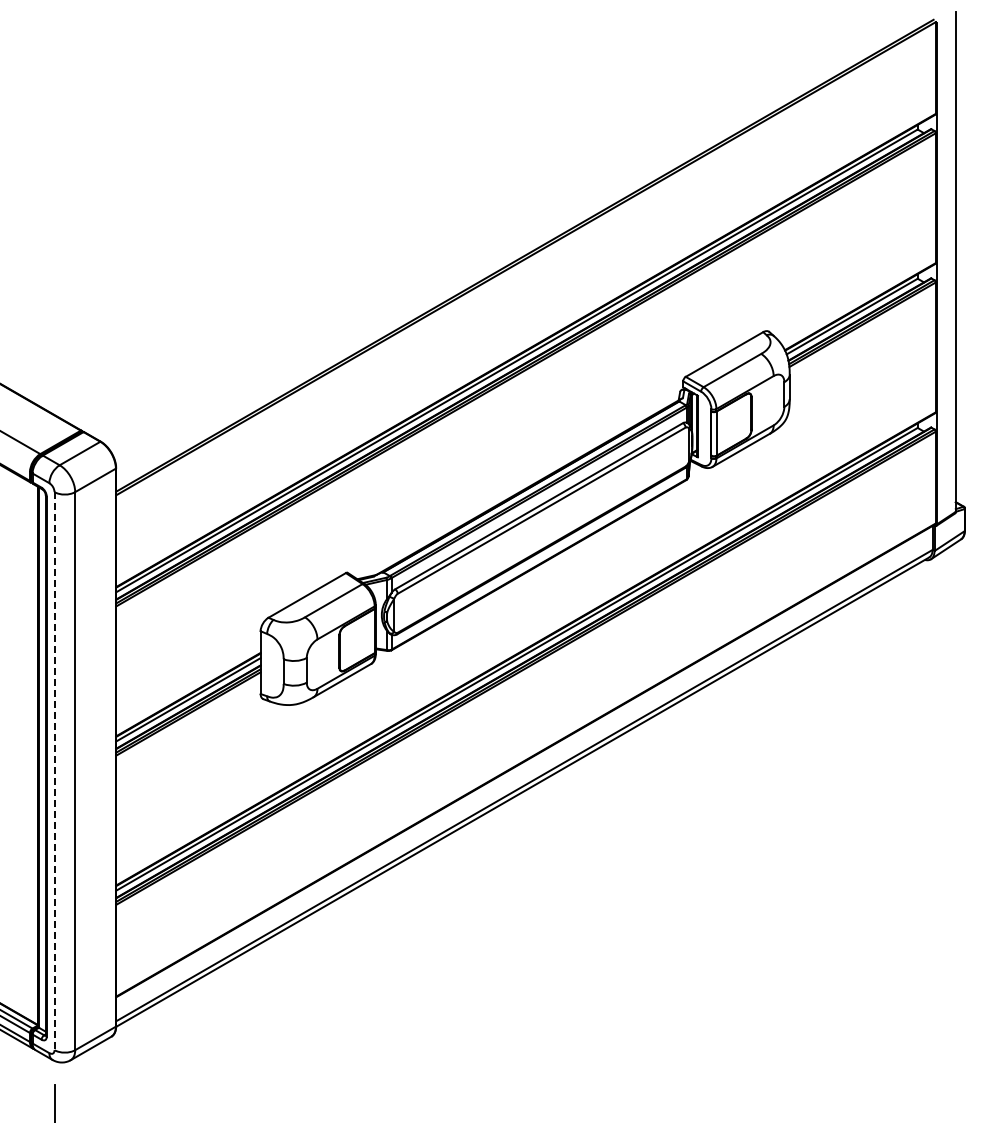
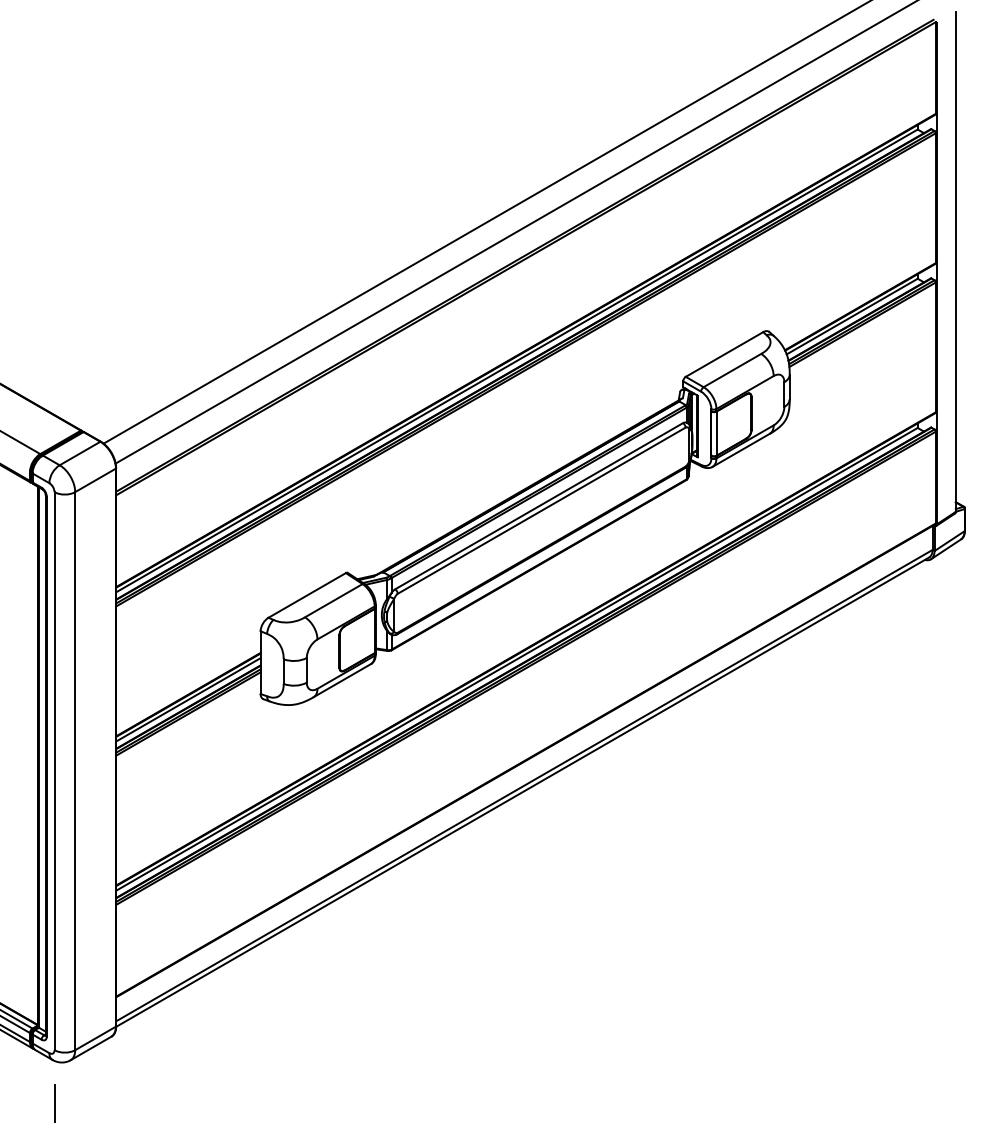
line: none -> present (485, 222)
line: none -> present (514, 232)
line: dashed -> solid (54, 771)
